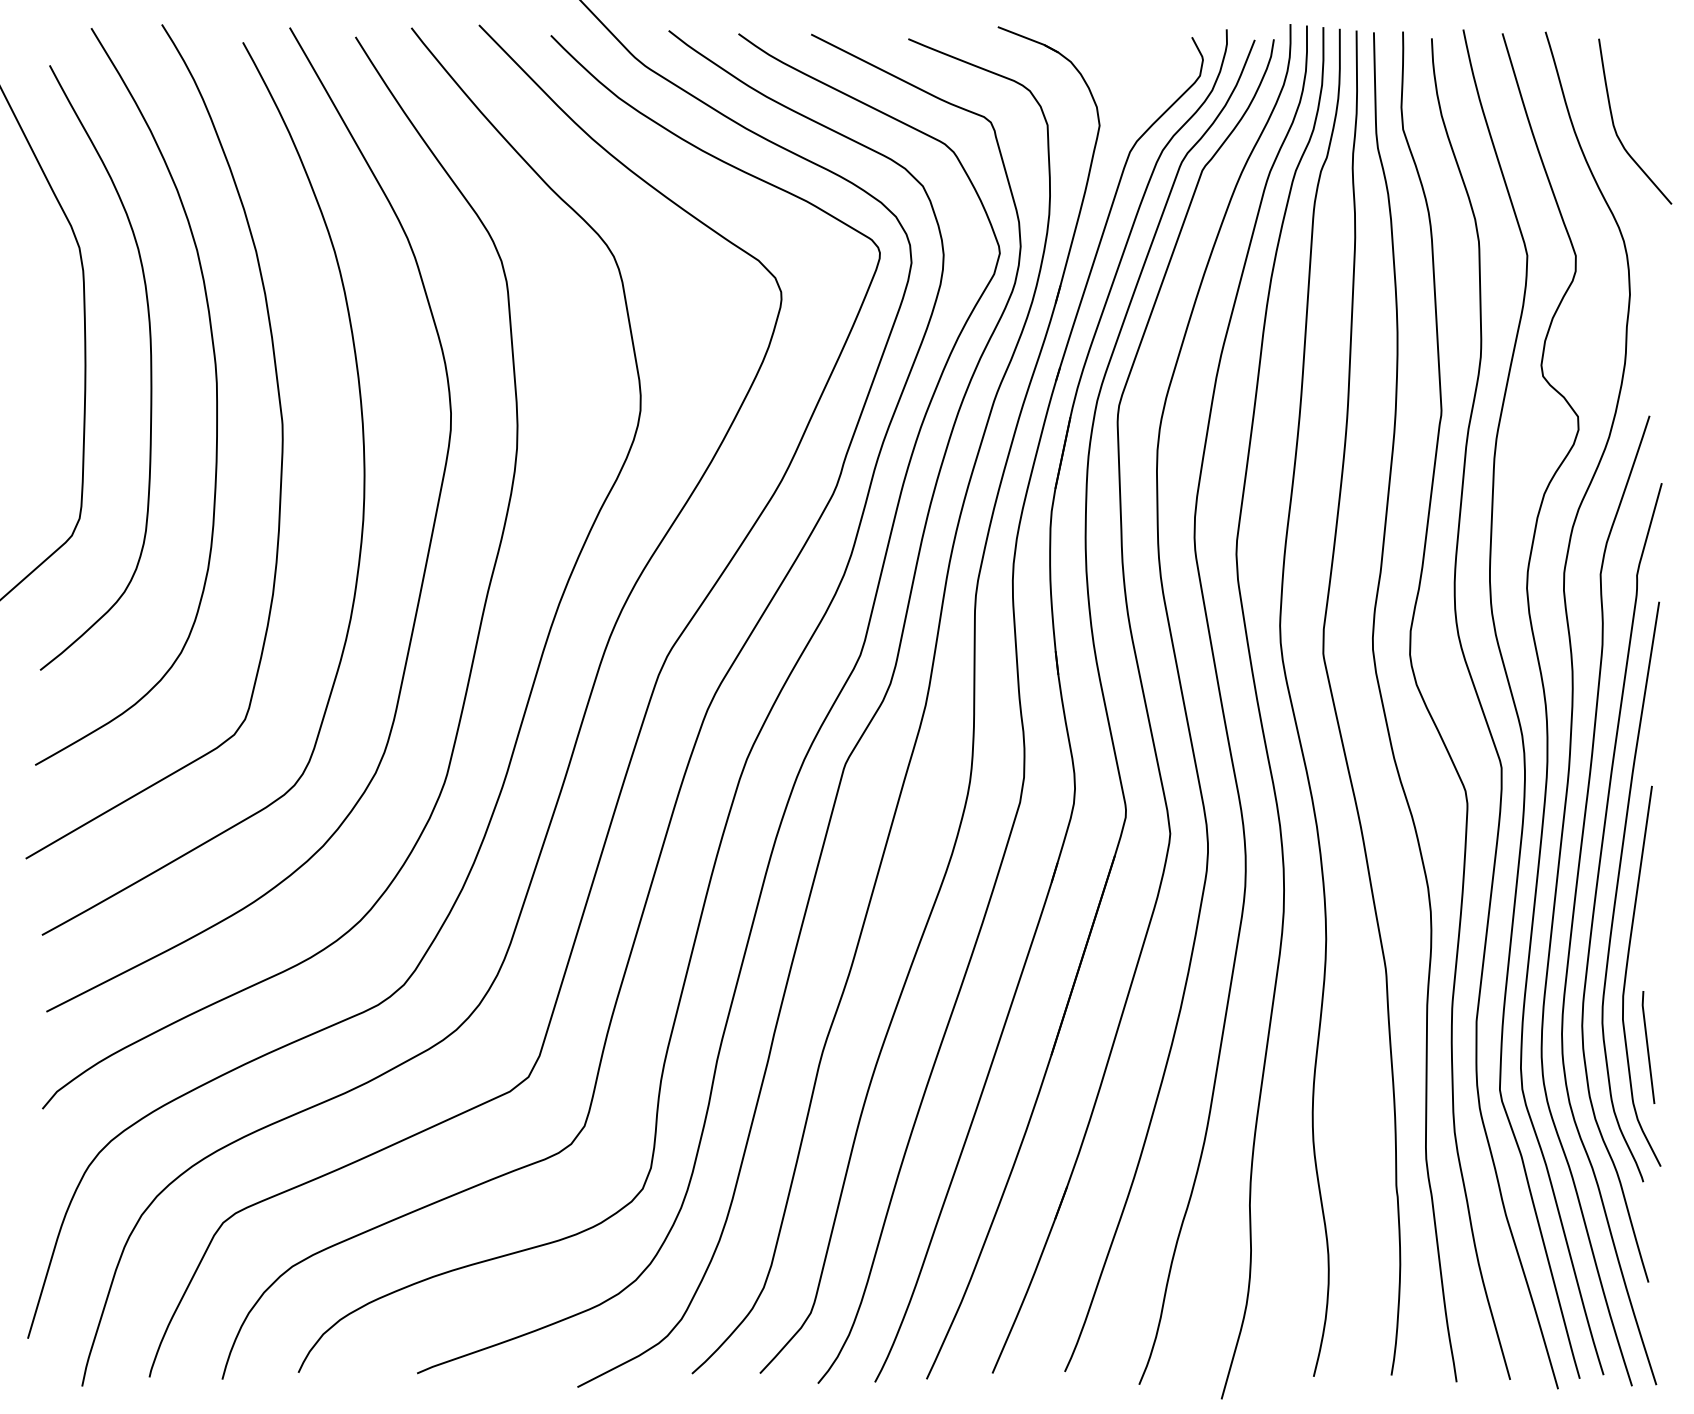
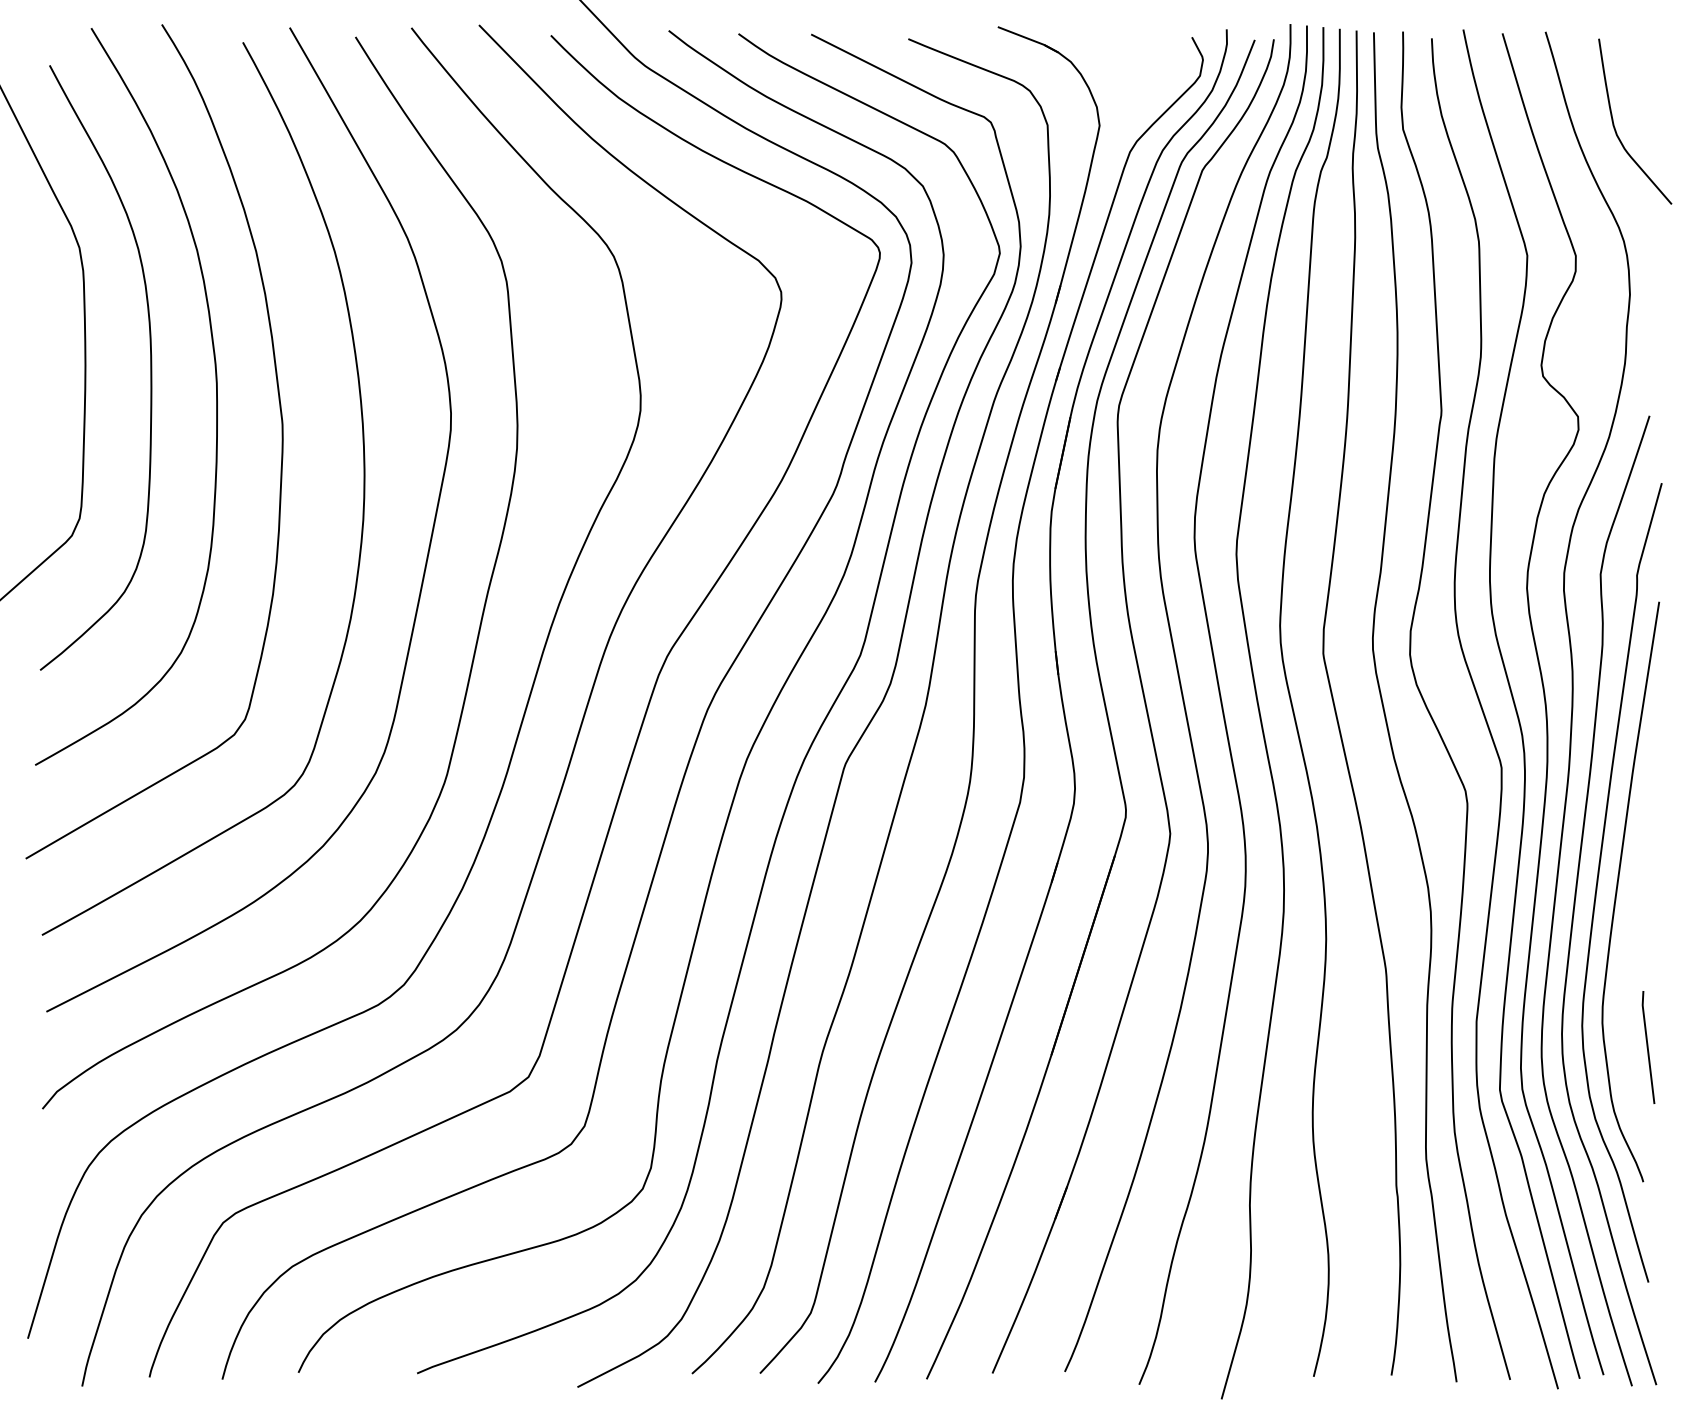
curve: present -> none (1627, 970)
